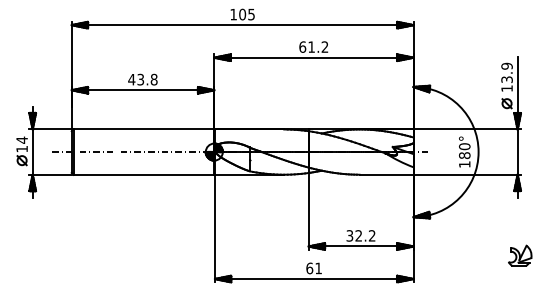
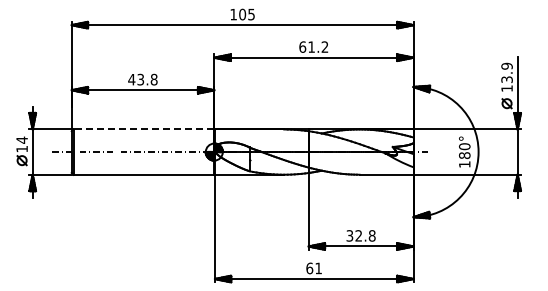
line: solid -> dashed (143, 129)
text: 32.2 -> 32.8 (371, 235)
part: present -> none (520, 255)
